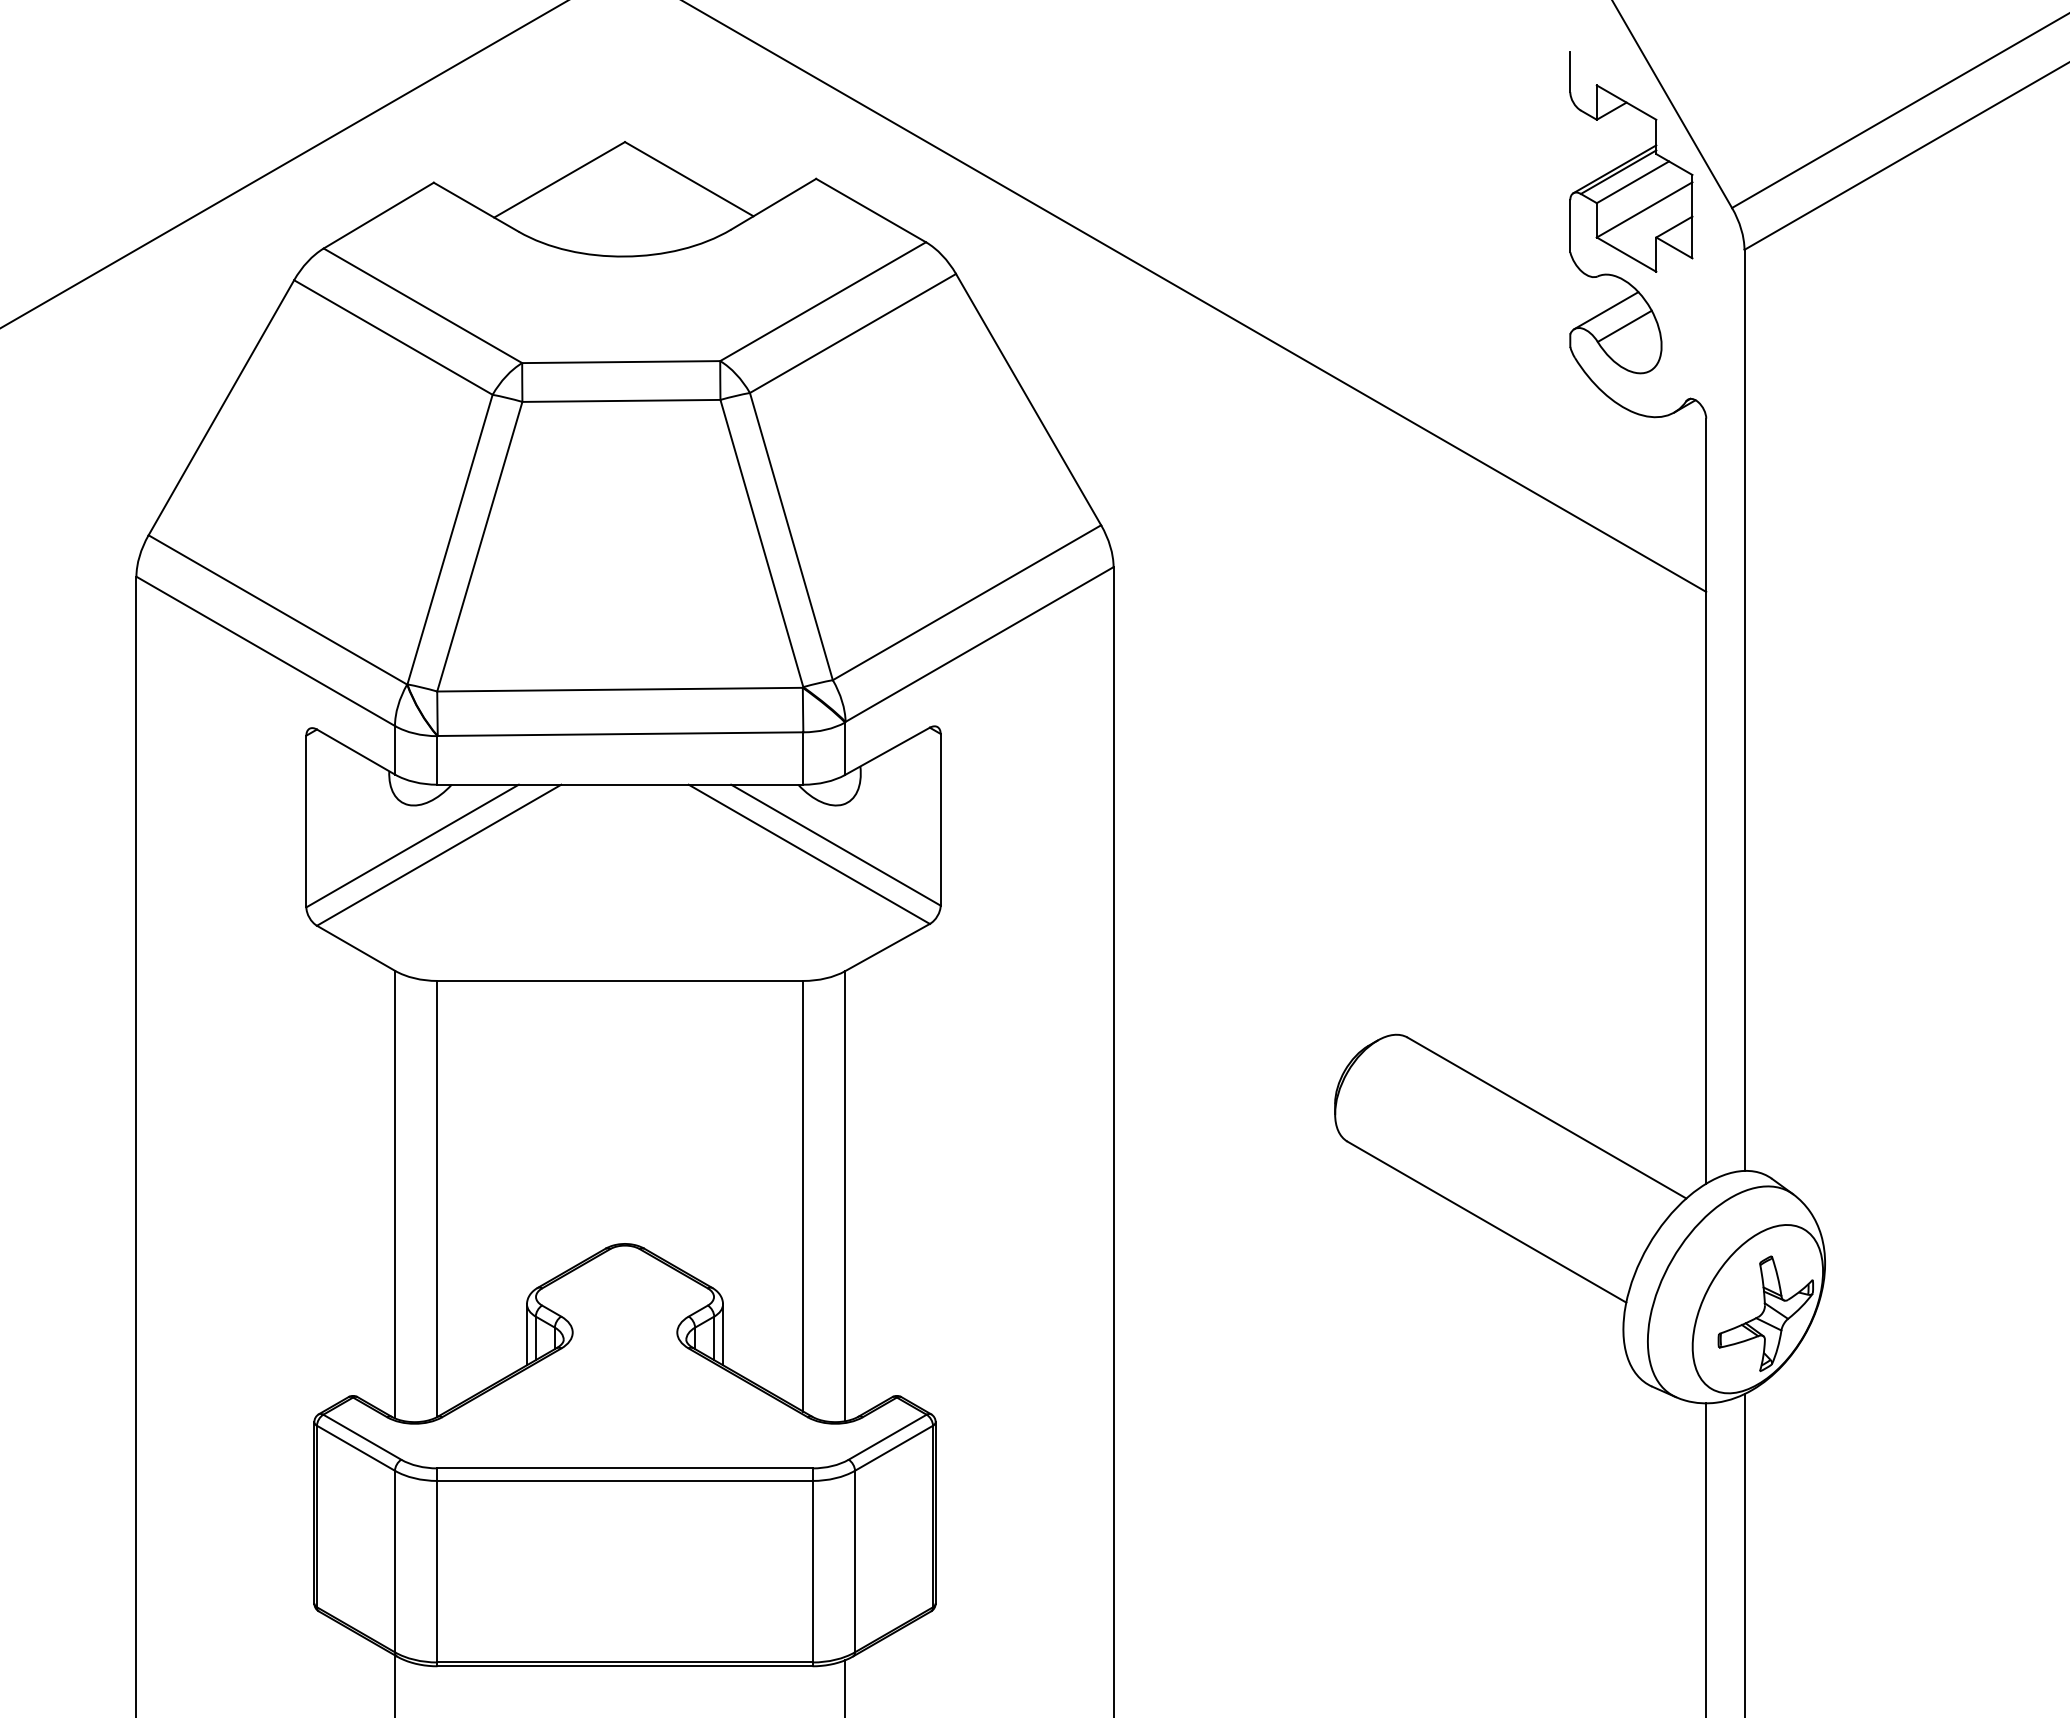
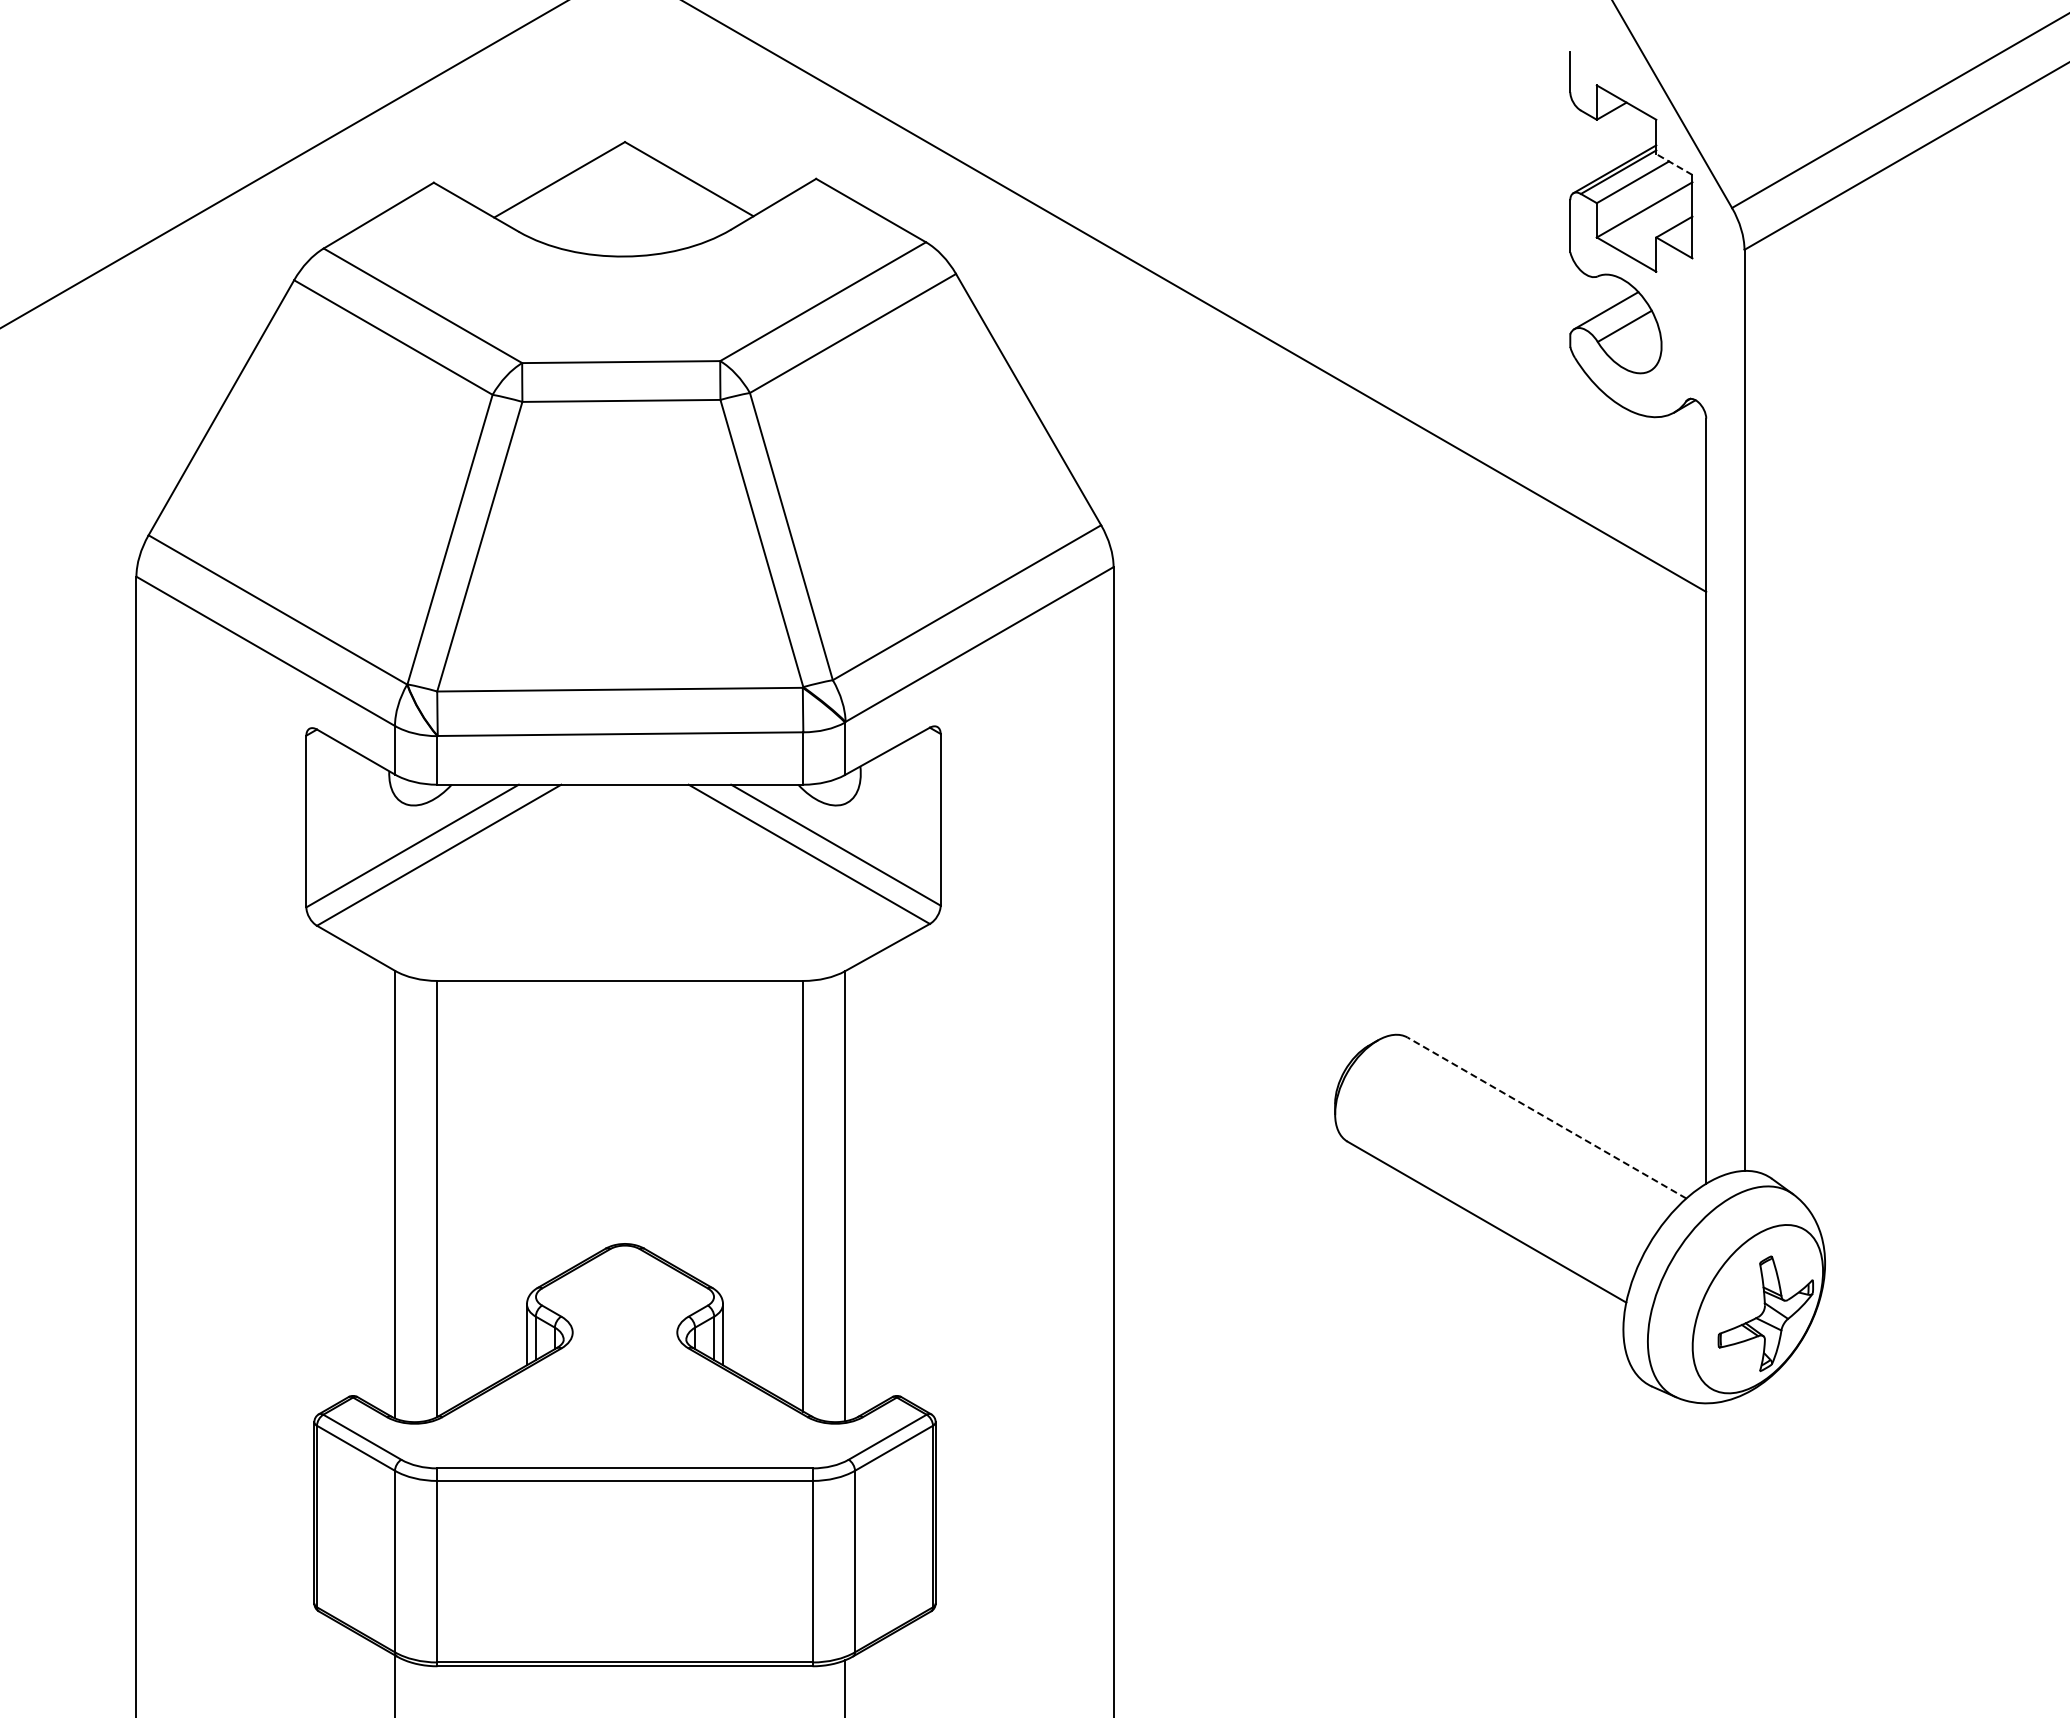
line: solid -> dashed (1674, 164)
line: solid -> dashed (1547, 1118)
line: present -> none (1744, 1554)
line: present -> none (1706, 1558)
